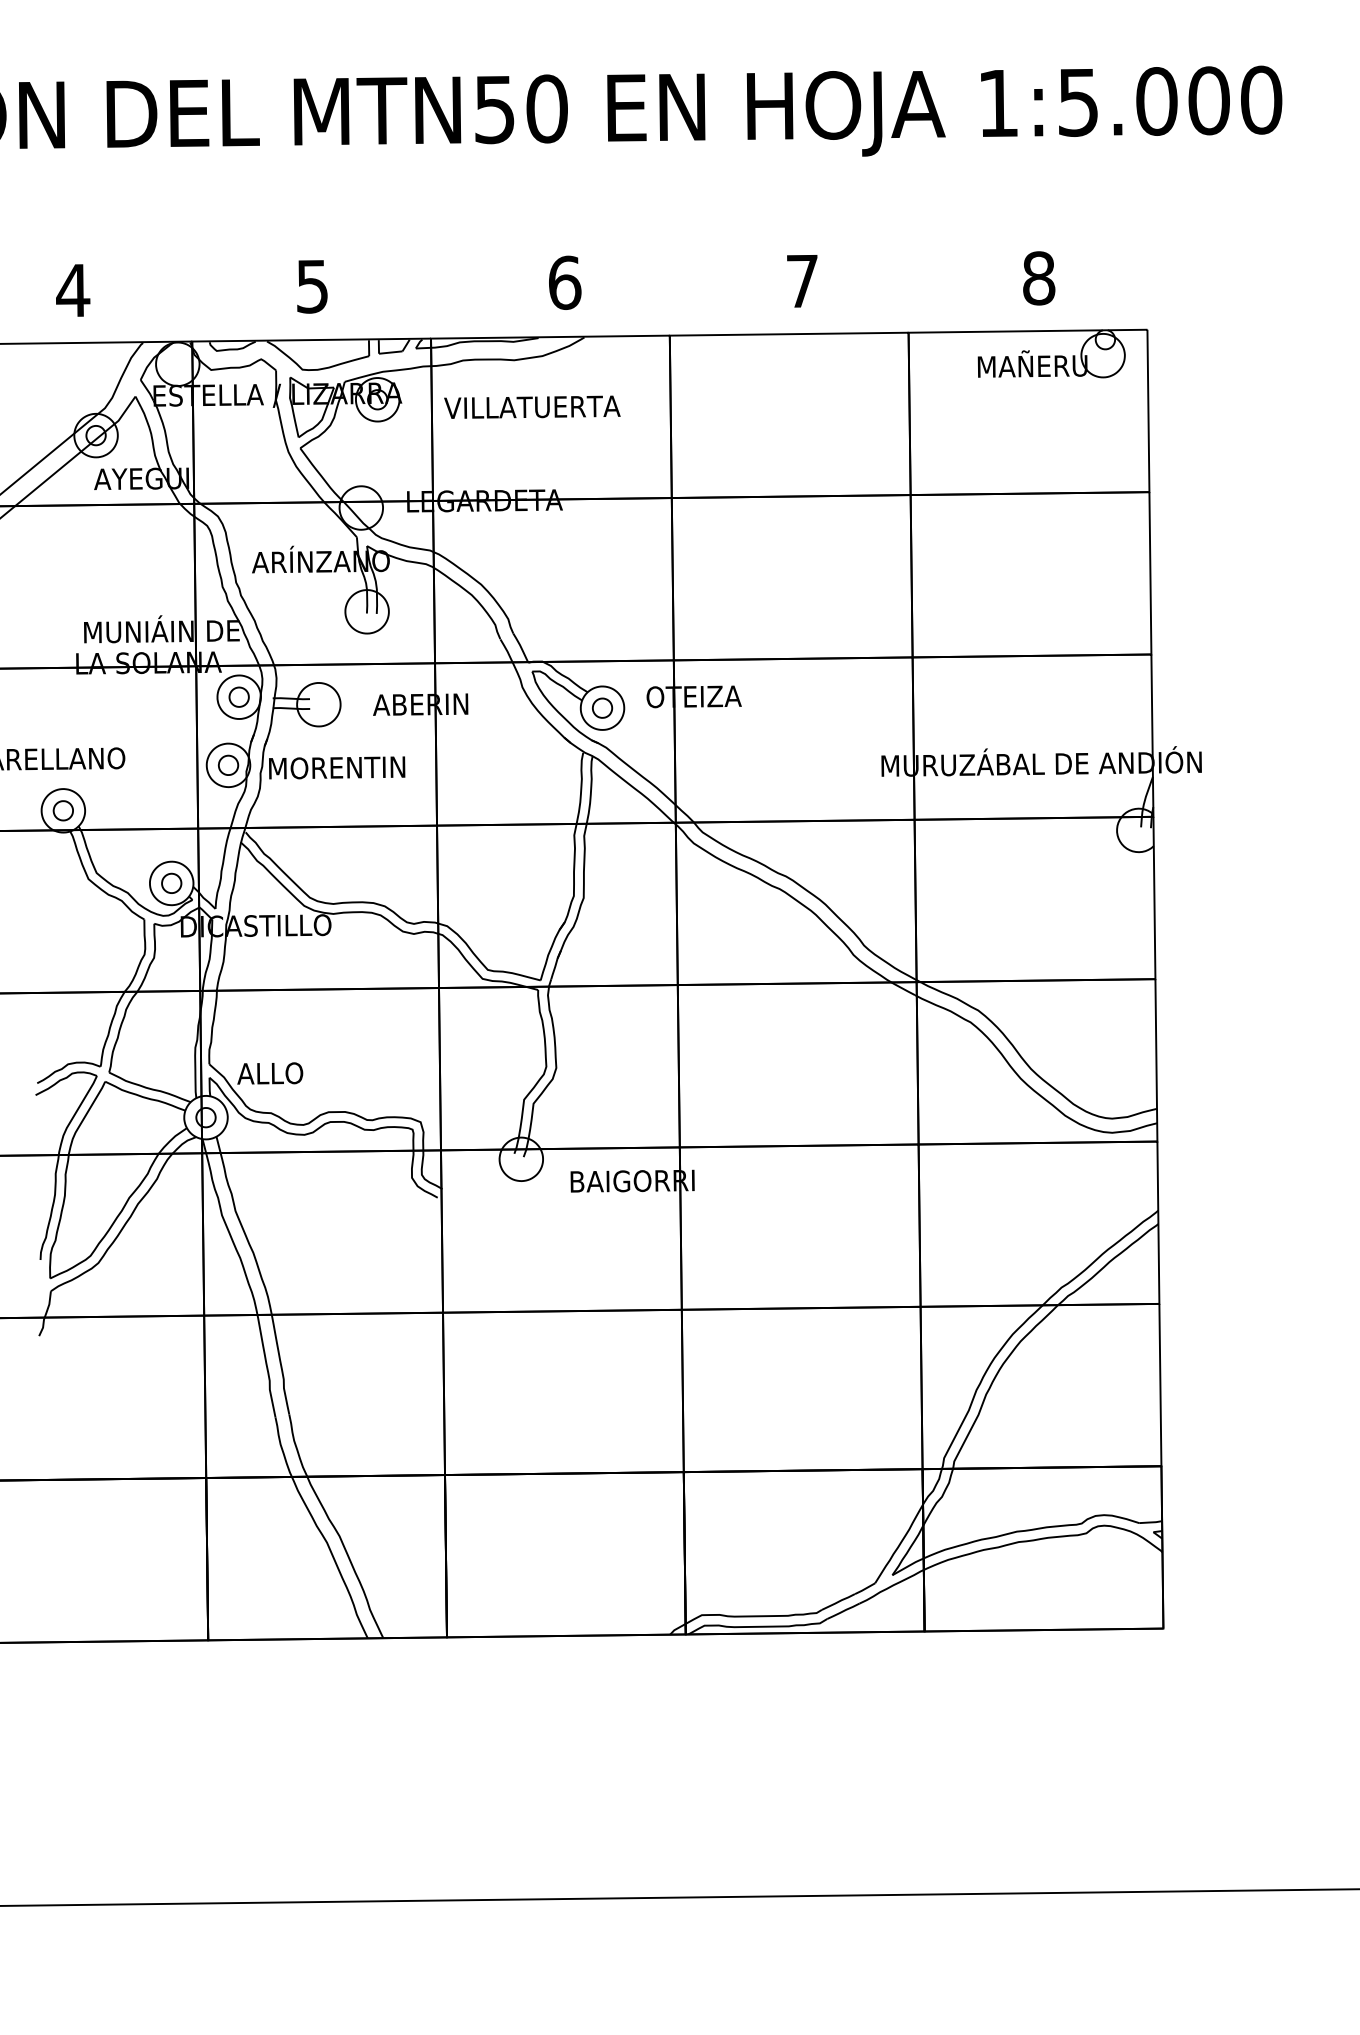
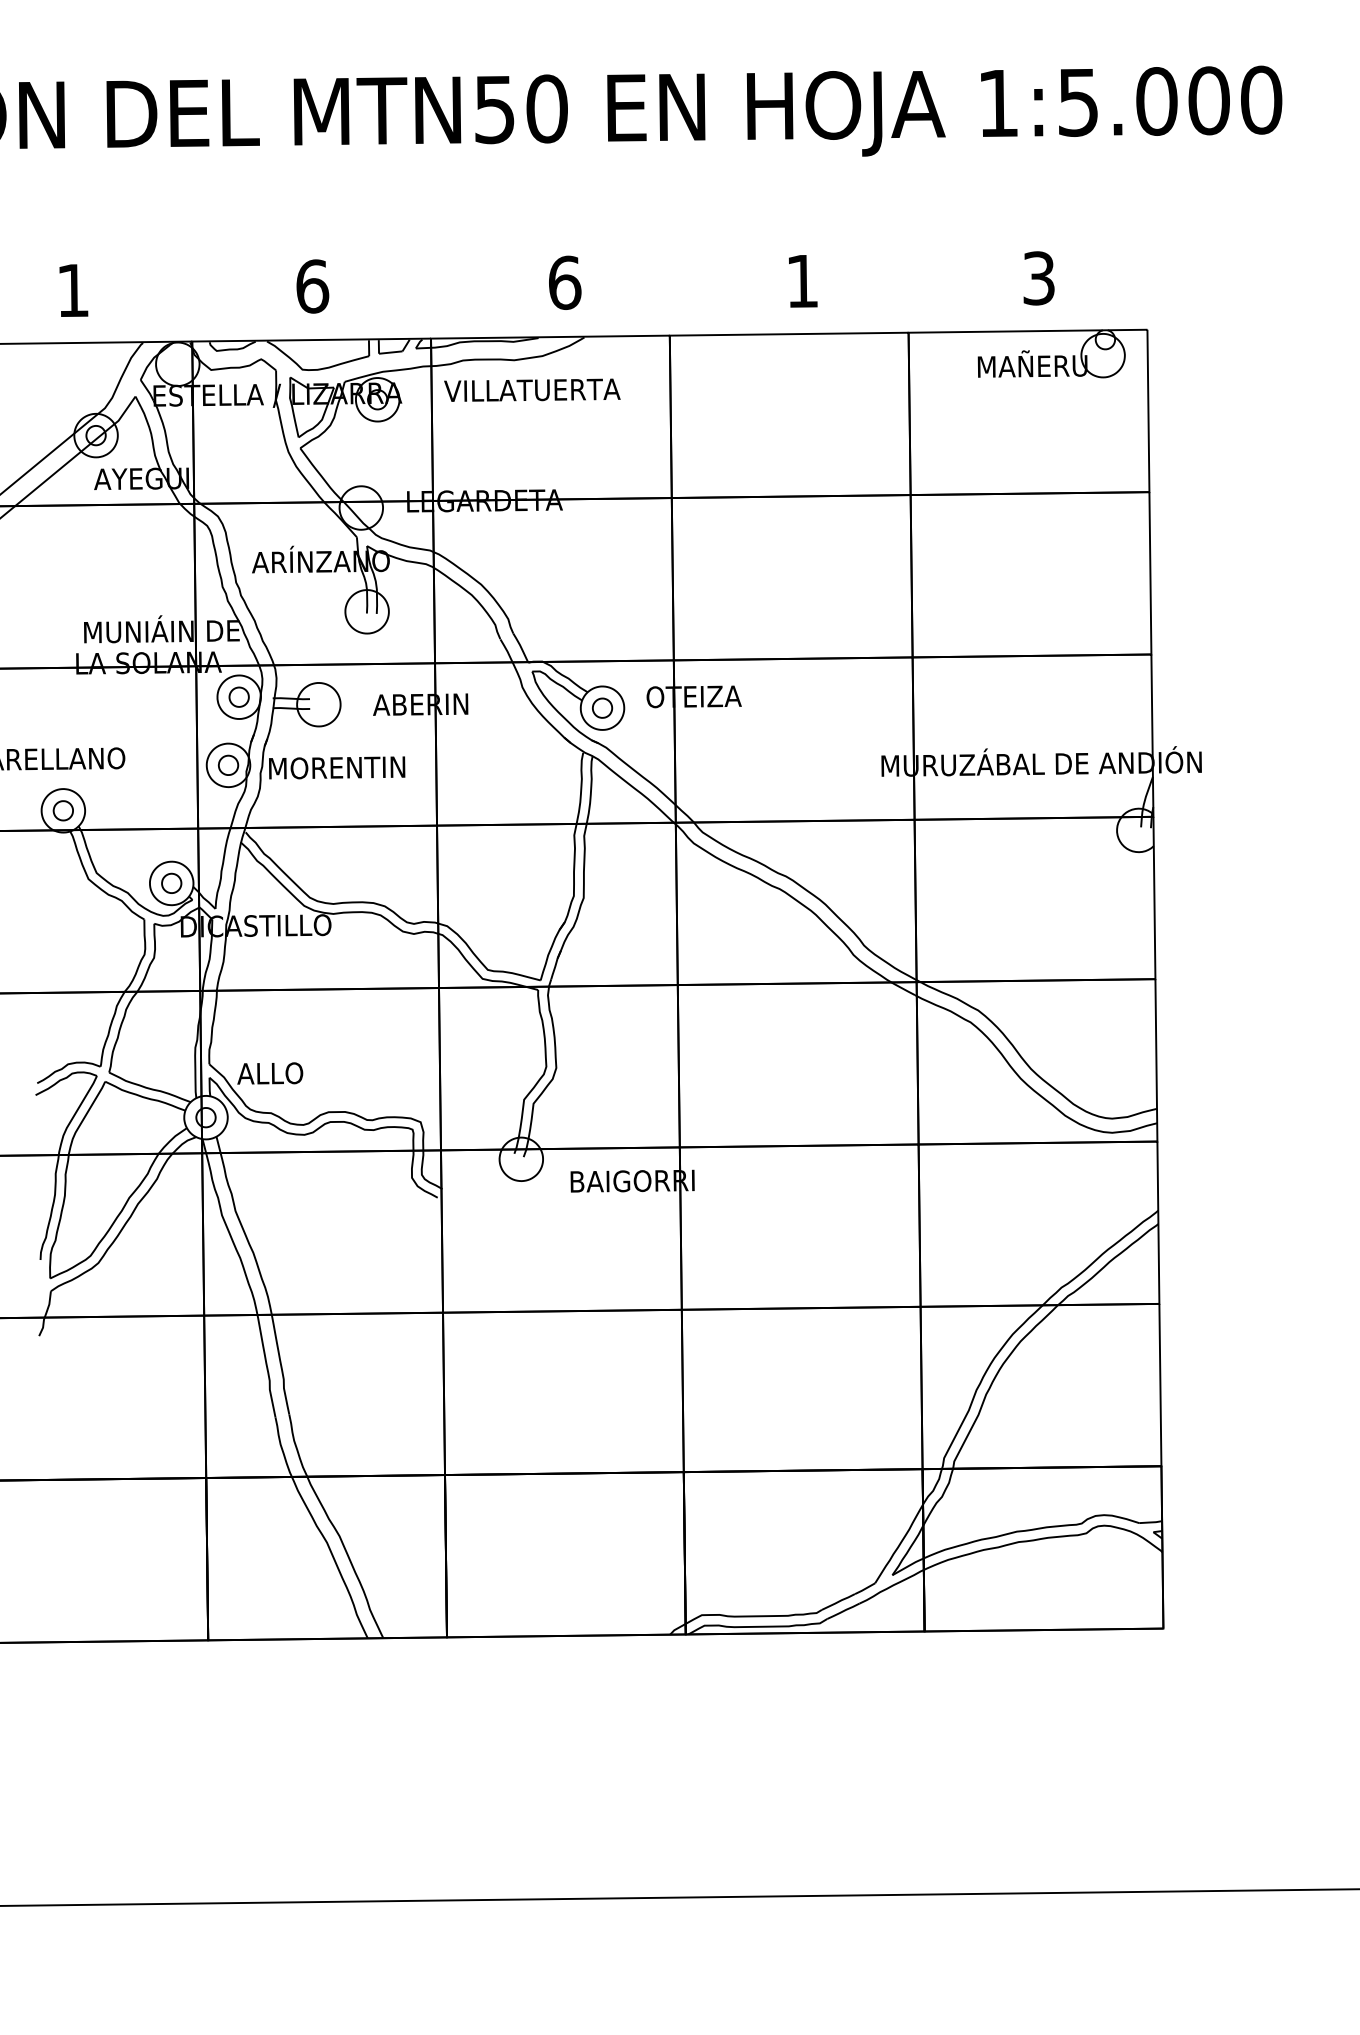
text: 8 -> 3 (1039, 278)
text: 7 -> 1 (802, 281)
text: 5 -> 6 (312, 286)
text: 4 -> 1 (73, 290)
text position: (532, 406) -> (532, 389) (532, 389)
